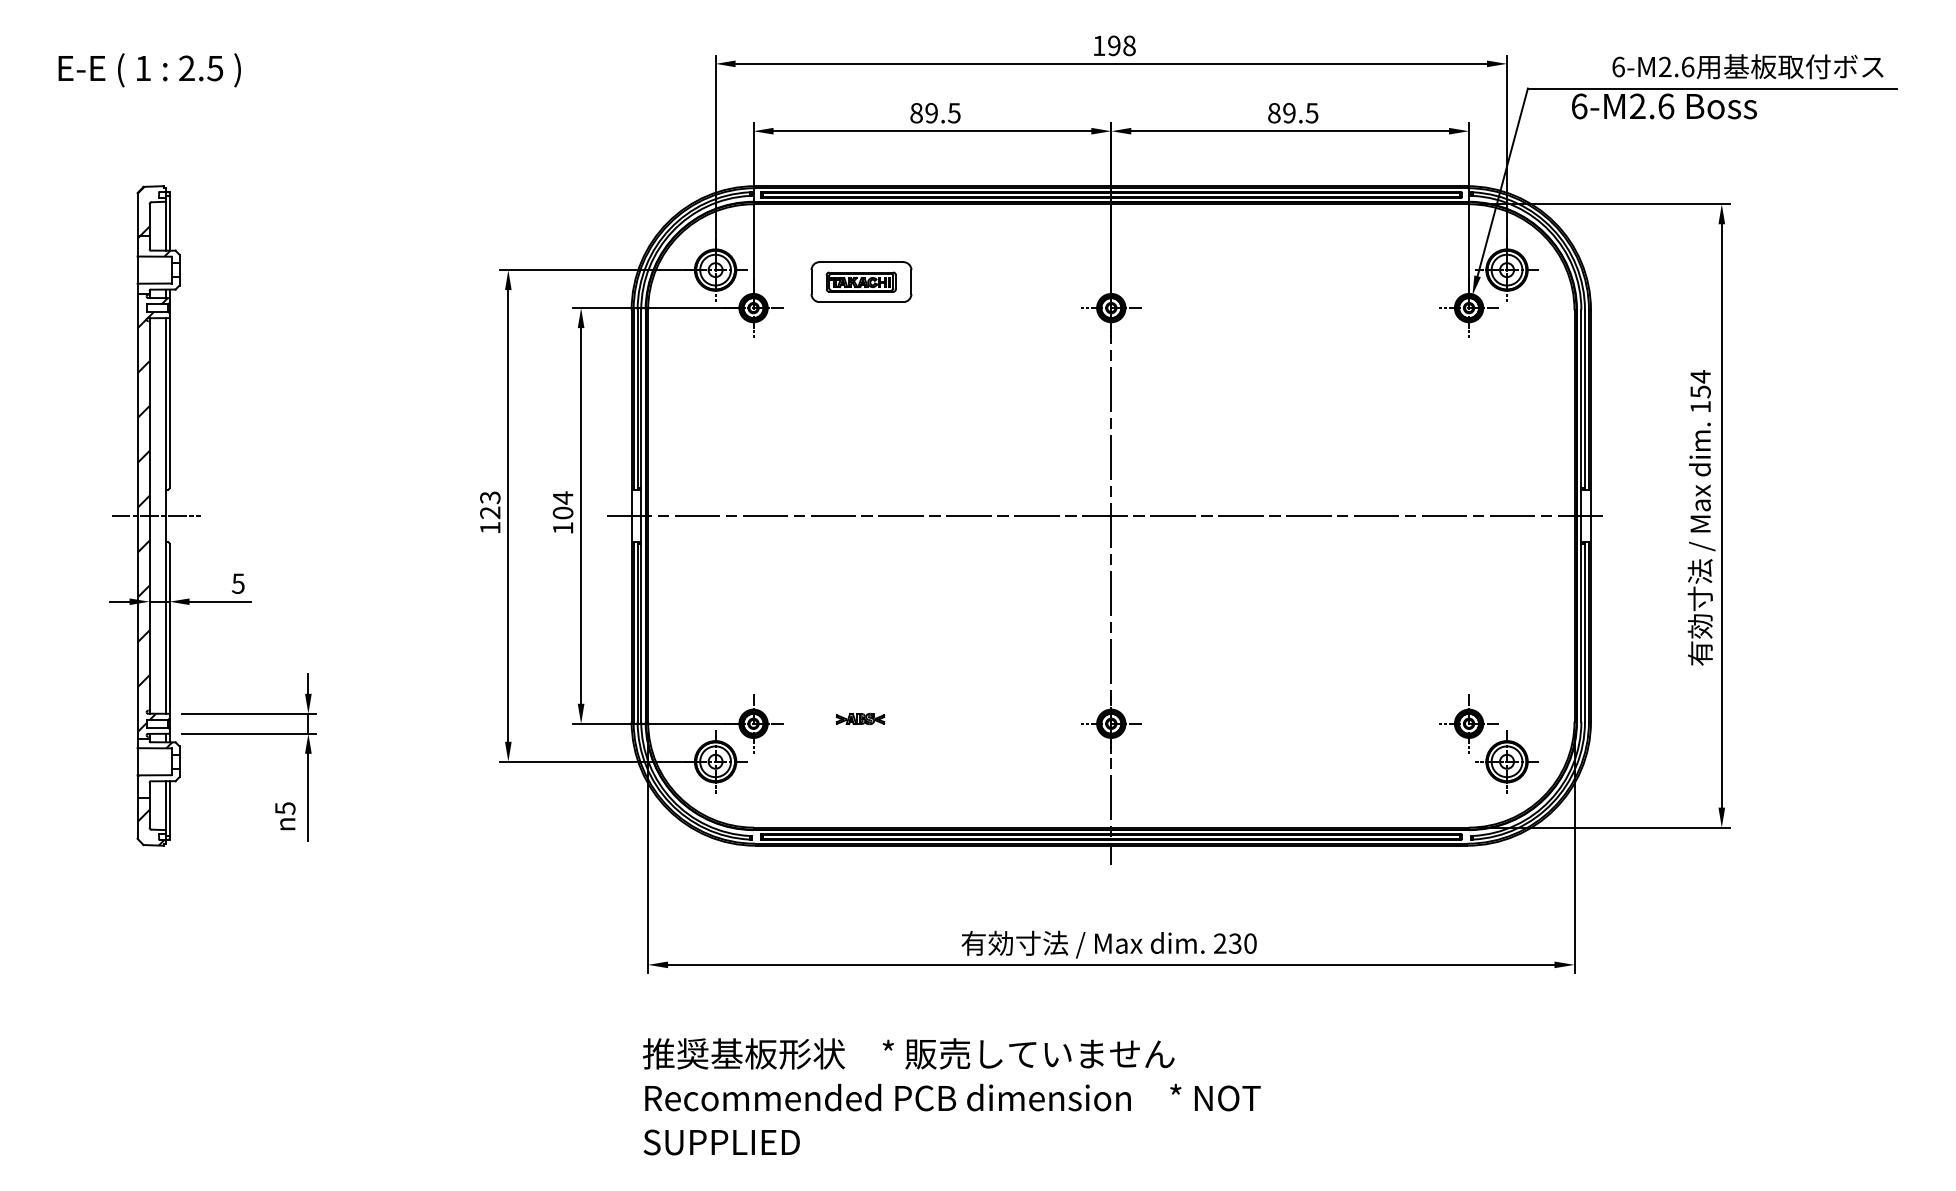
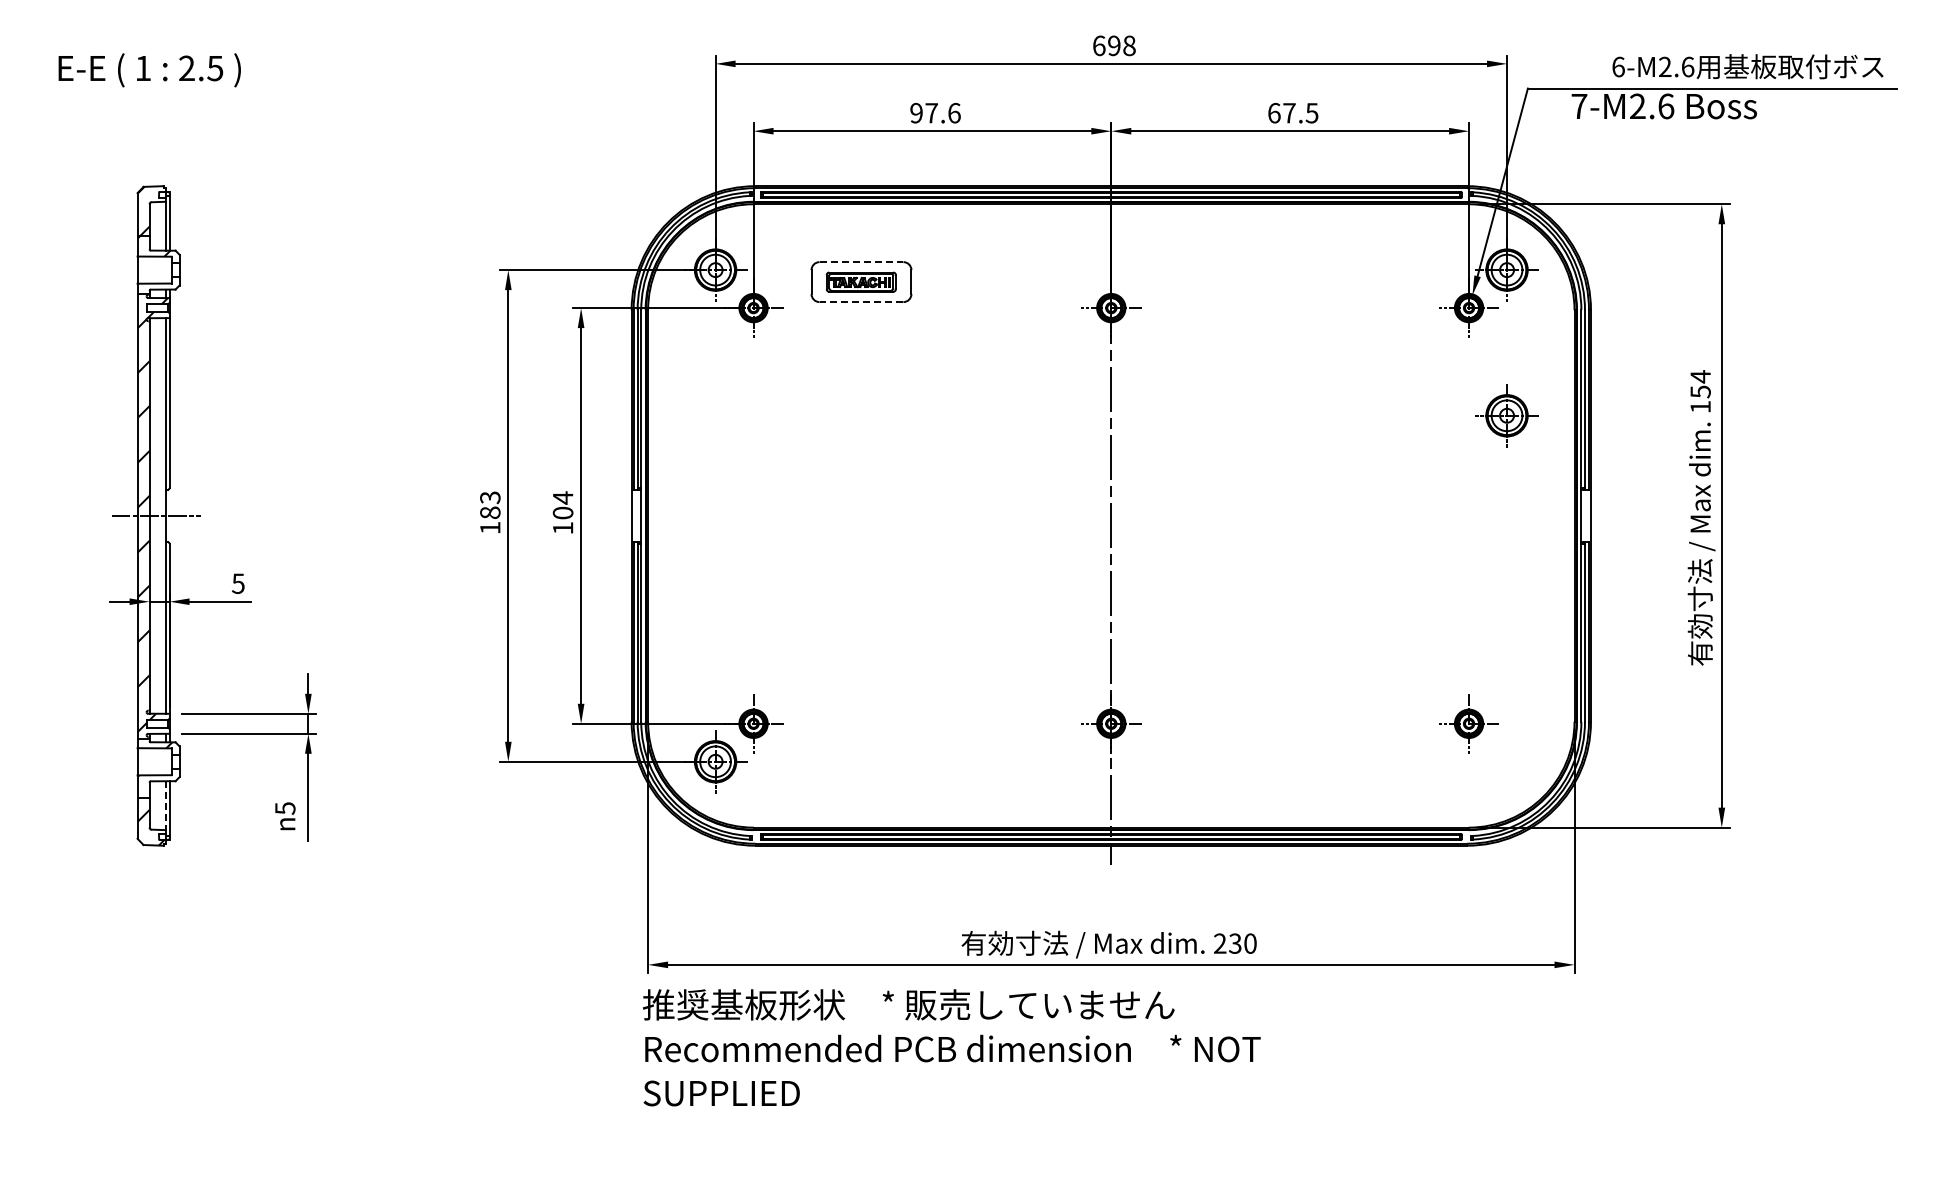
text: 198 -> 698 (1099, 45)
text: 6-M2.6 -> 7-M2.6 (1579, 106)
text: 89.5 -> 97.6 (935, 113)
text: 89.5 -> 67.5 (1281, 113)
line: solid -> dashed (861, 262)
line: solid -> dashed (861, 302)
text: 123 -> 183 (490, 512)
line: present -> none (1106, 515)
part: present -> none (860, 718)
part position: (1506, 761) -> (1506, 415) (1506, 415)
line: solid -> dashed (165, 806)
text position: (951, 1096) -> (951, 1047) (951, 1047)
